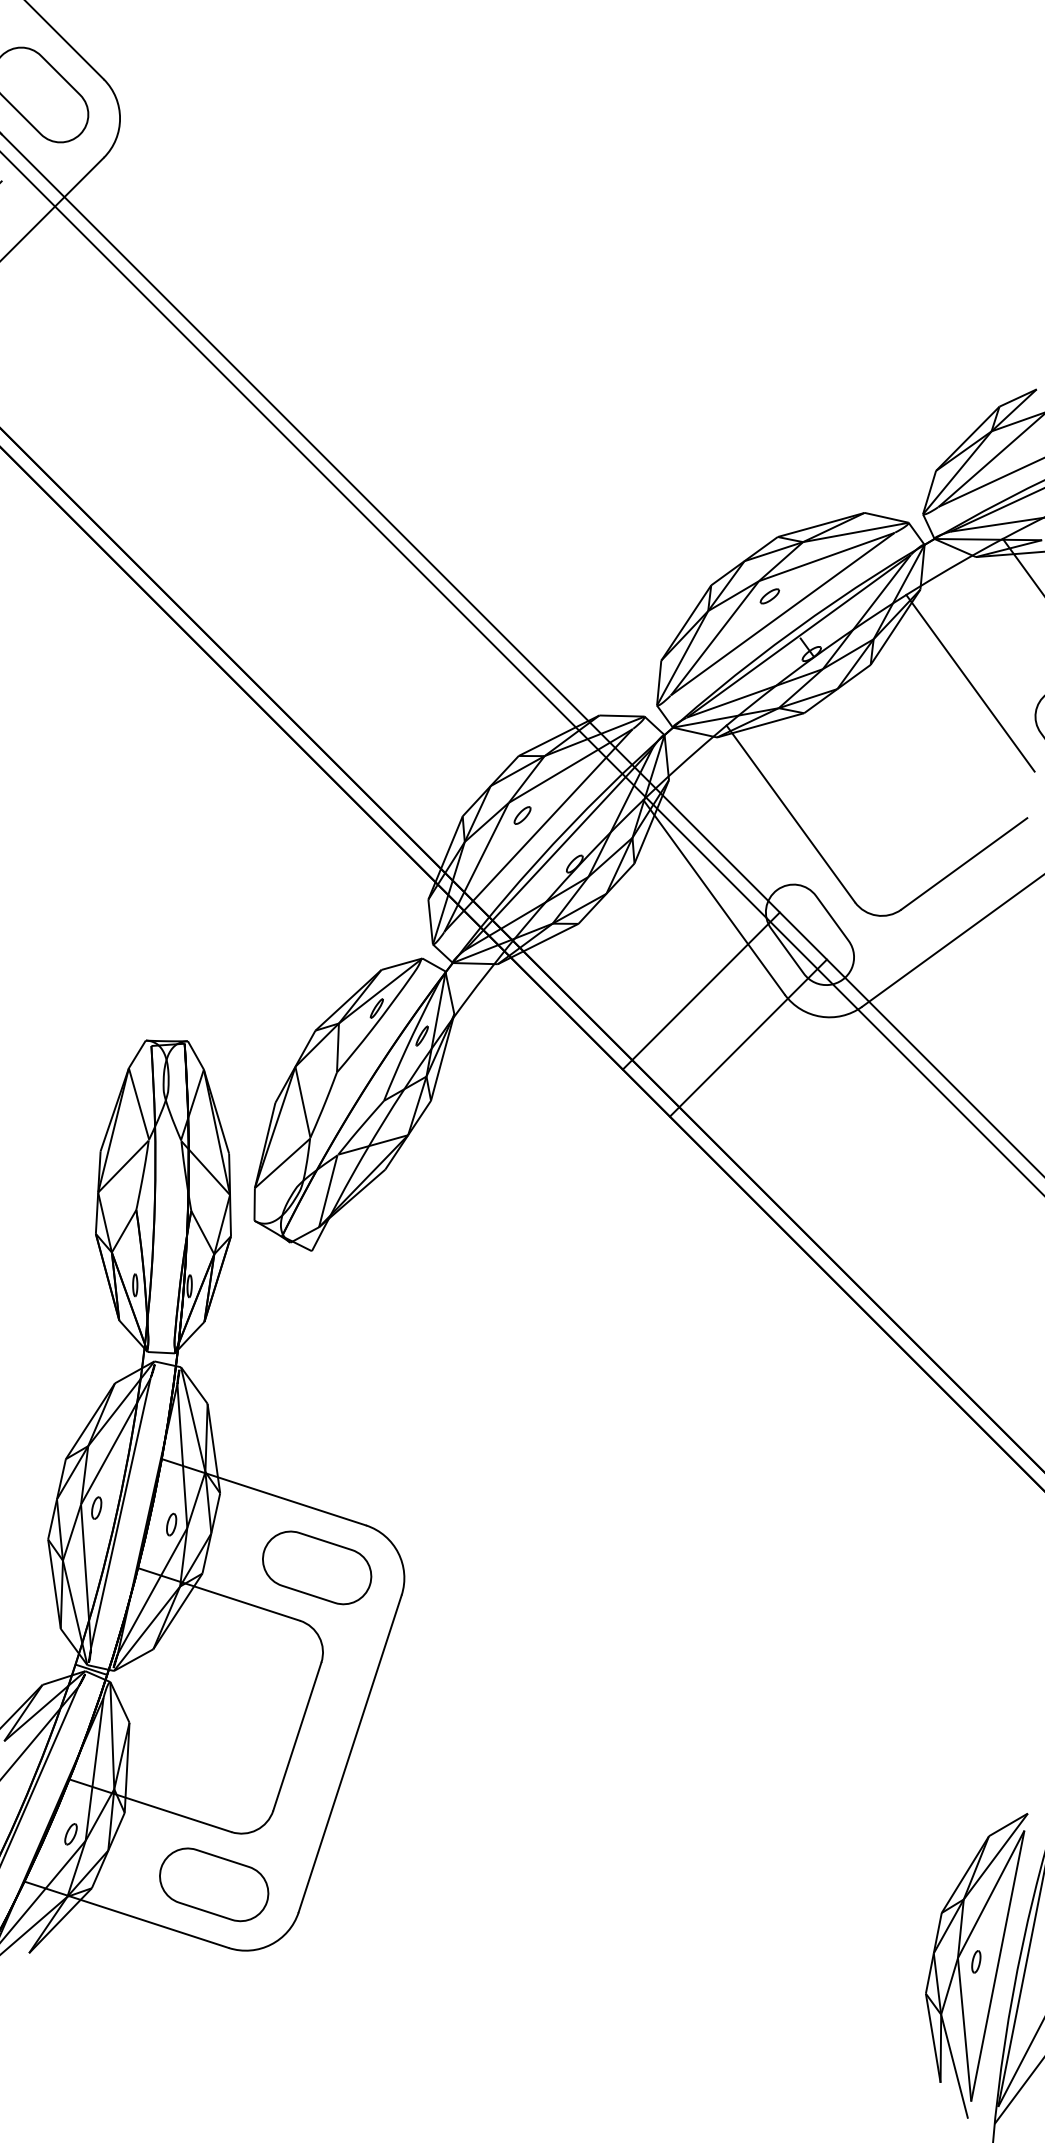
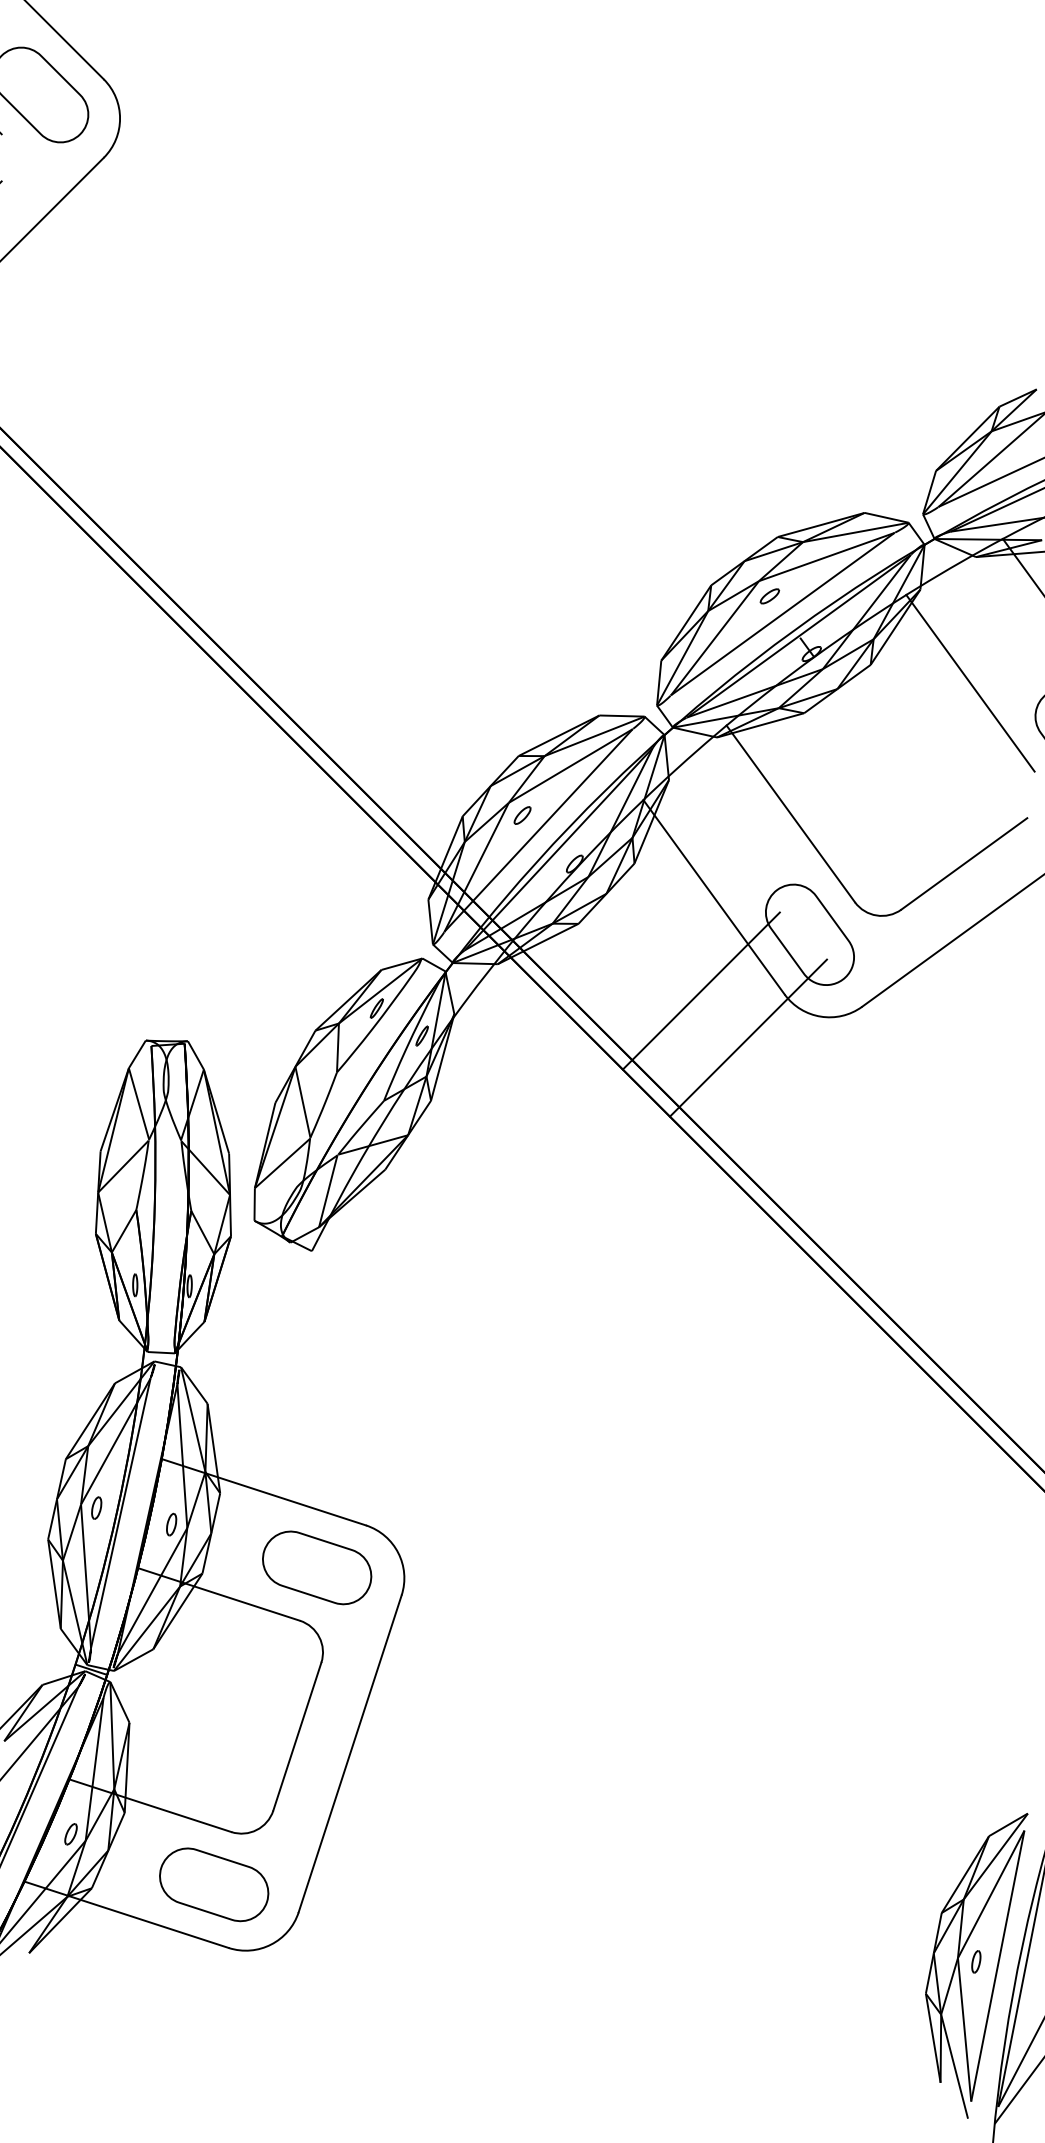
line: present -> none (521, 654)
line: present -> none (521, 673)
